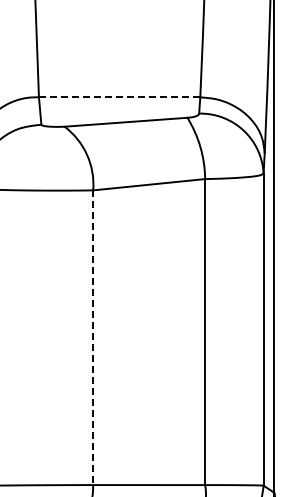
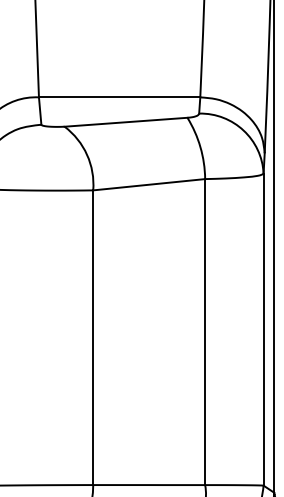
line: dashed -> solid (119, 97)
line: dashed -> solid (93, 338)
